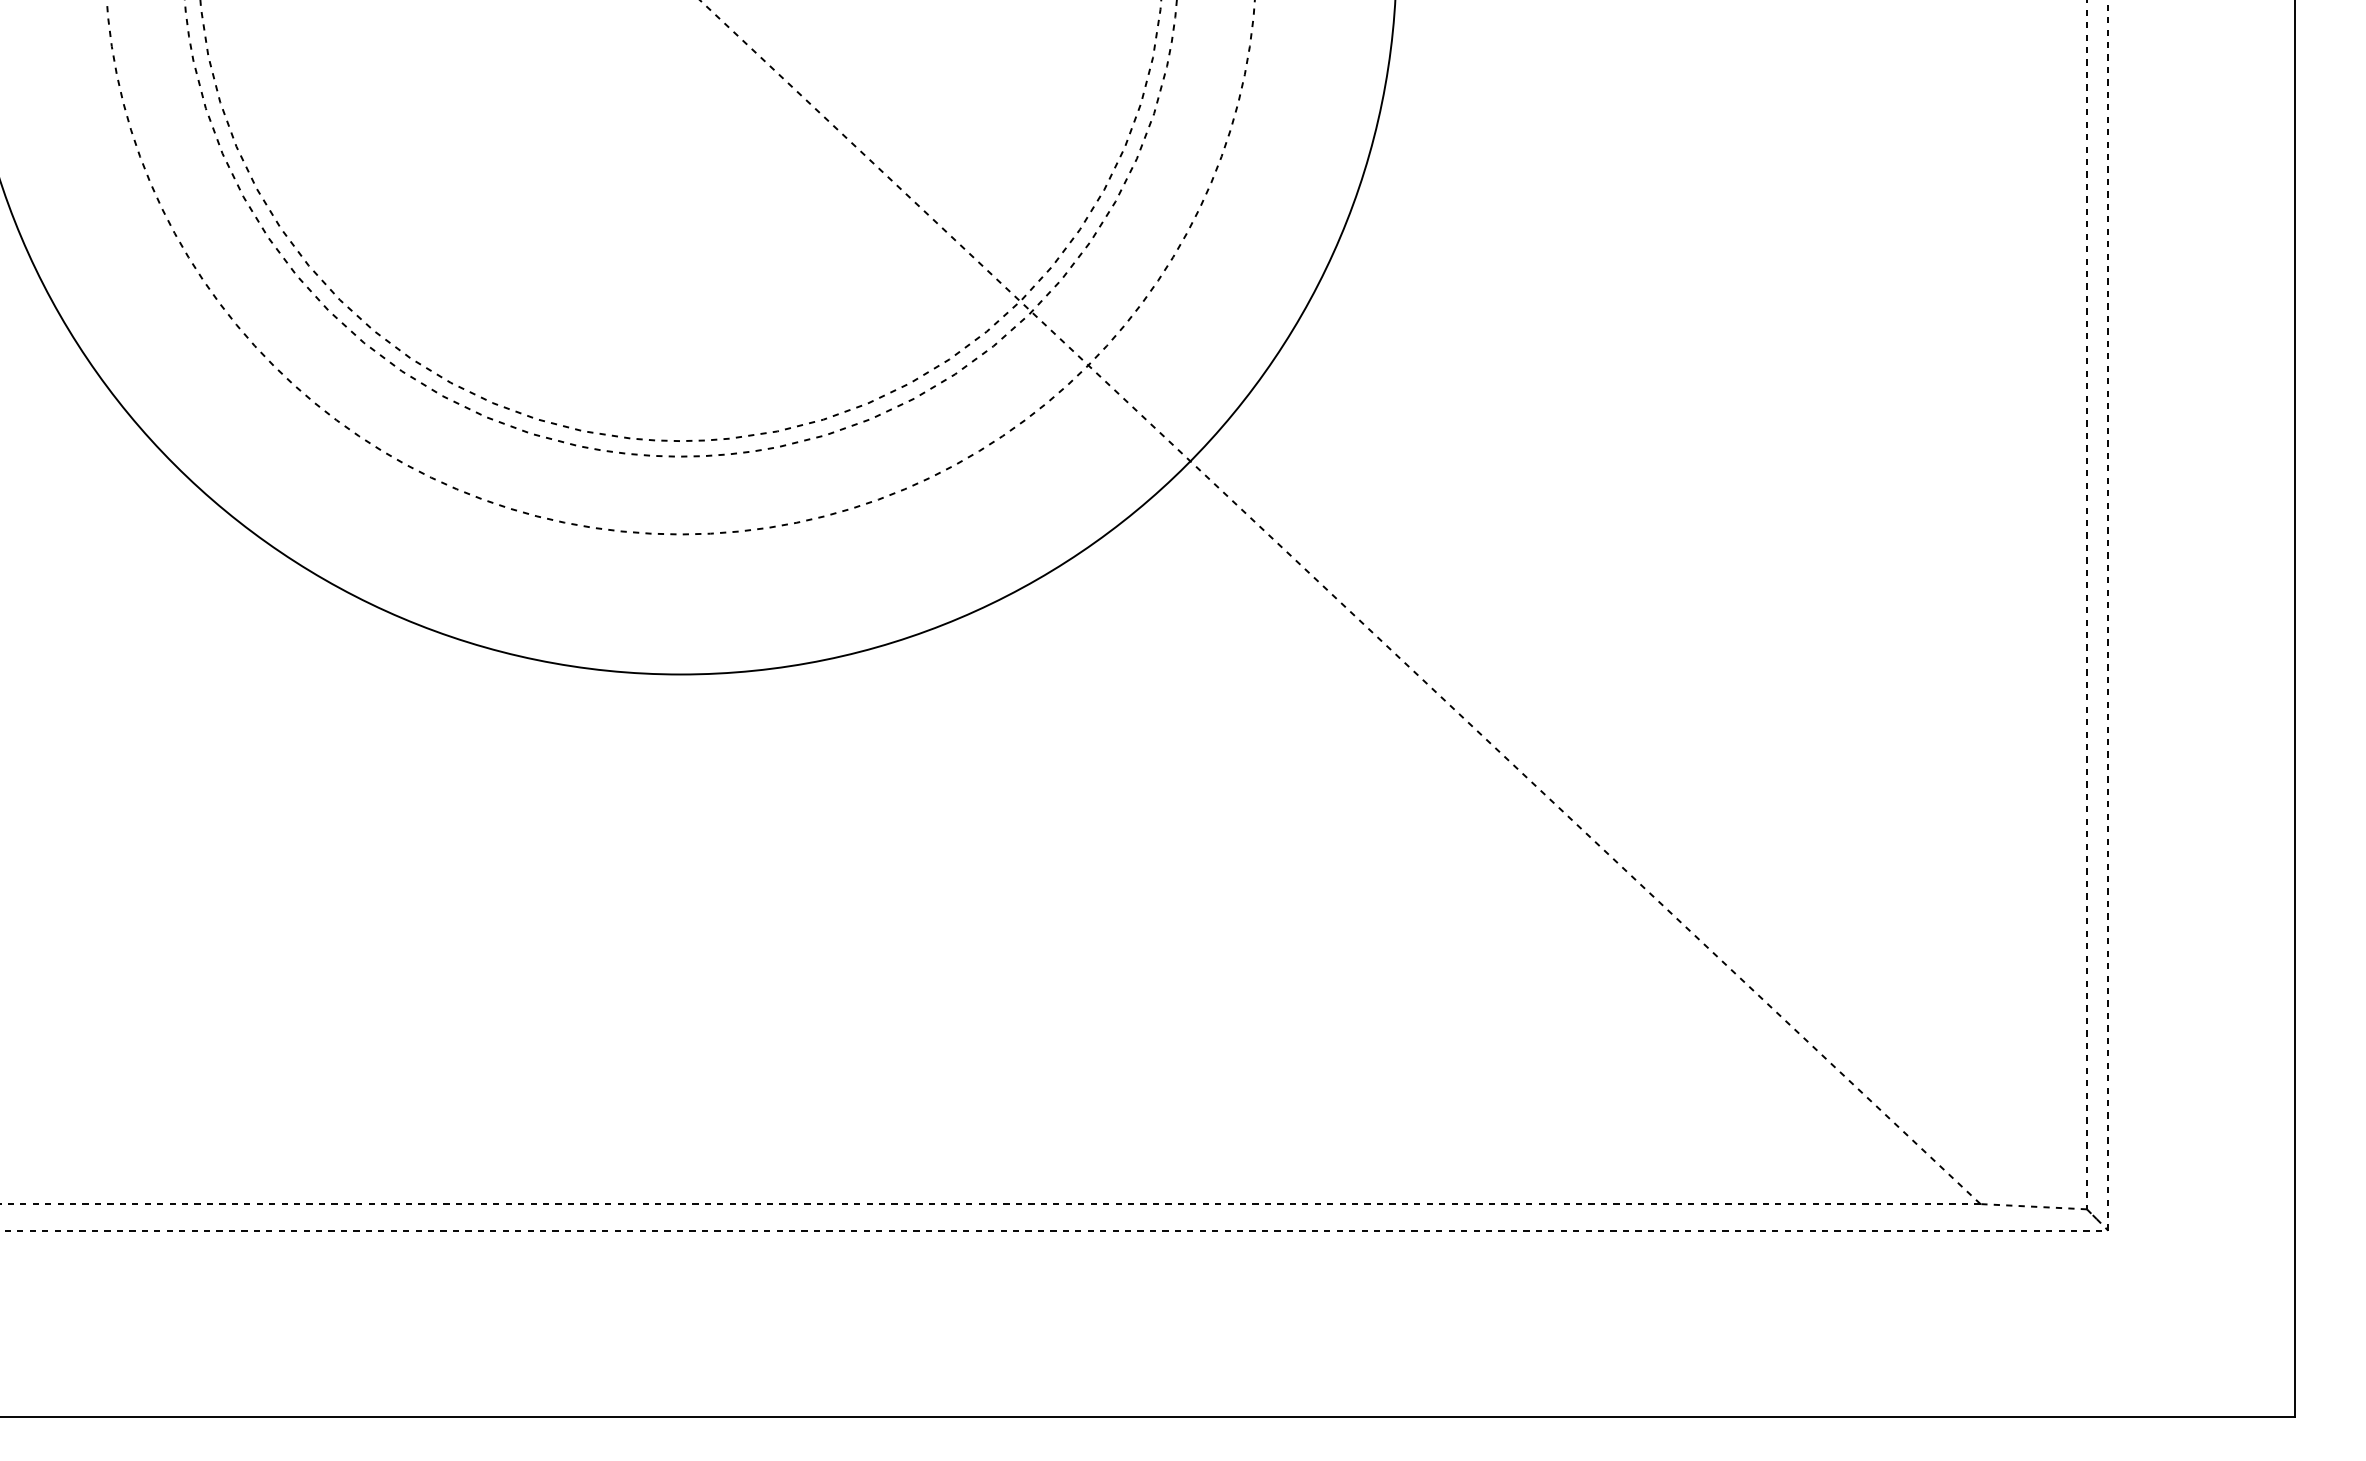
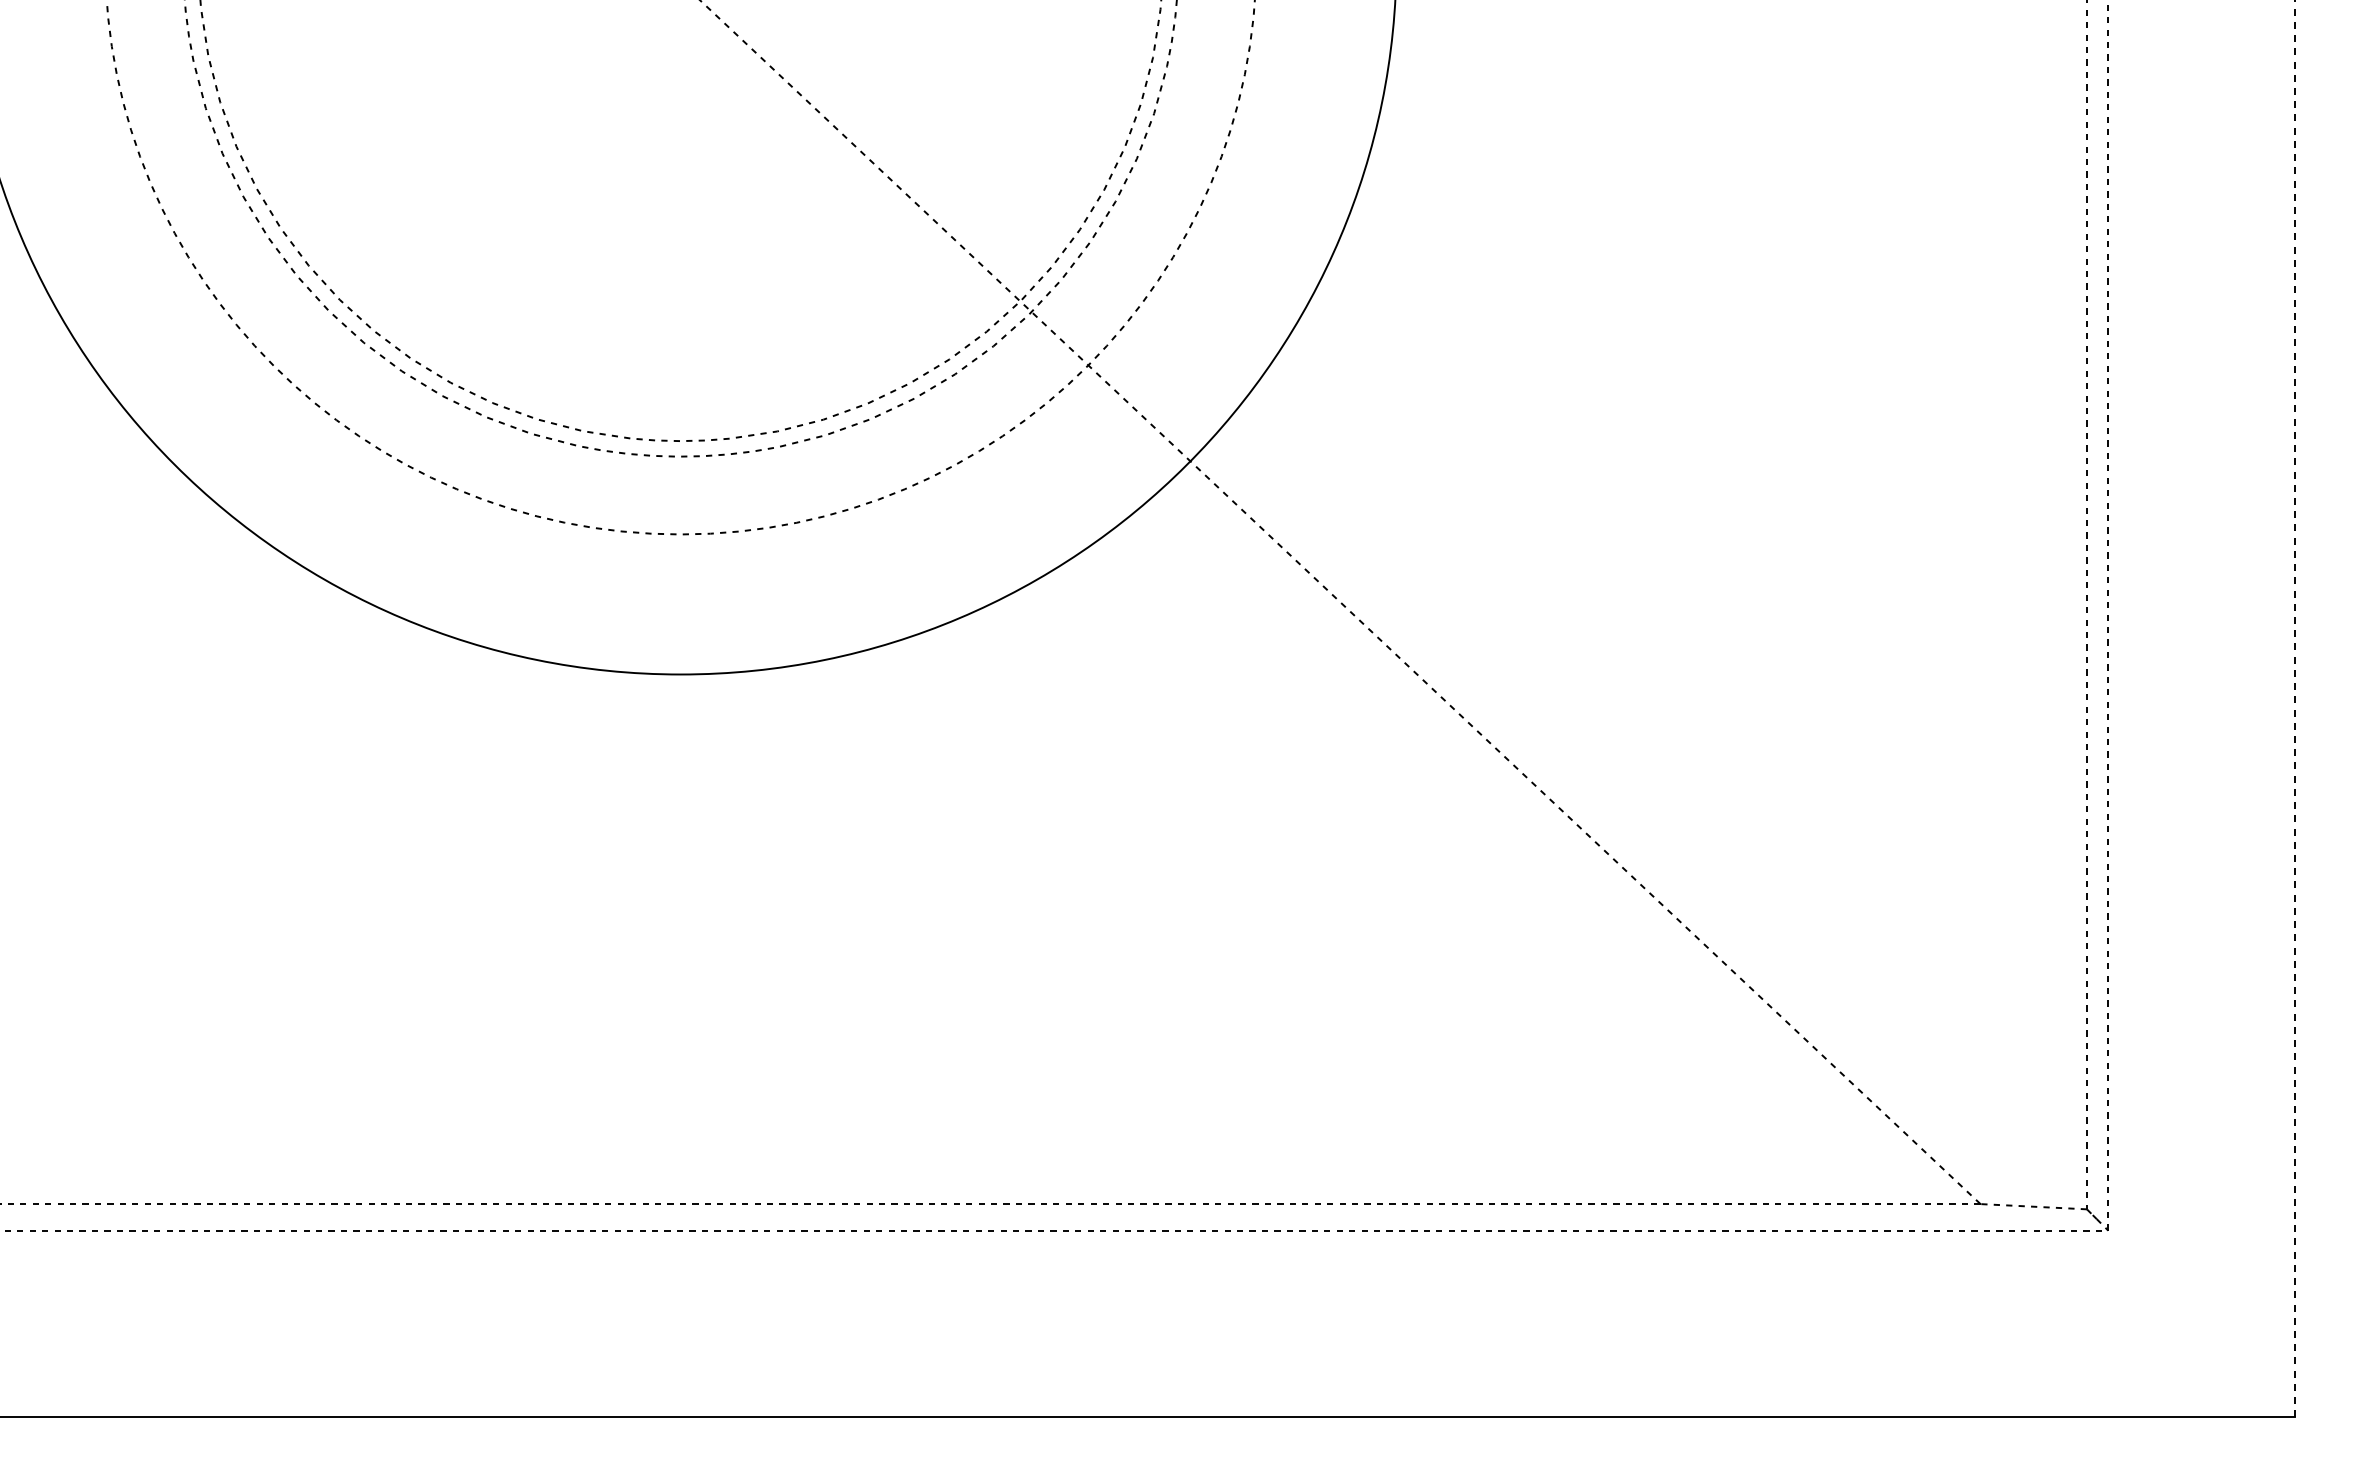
line: solid -> dashed (2295, 708)
